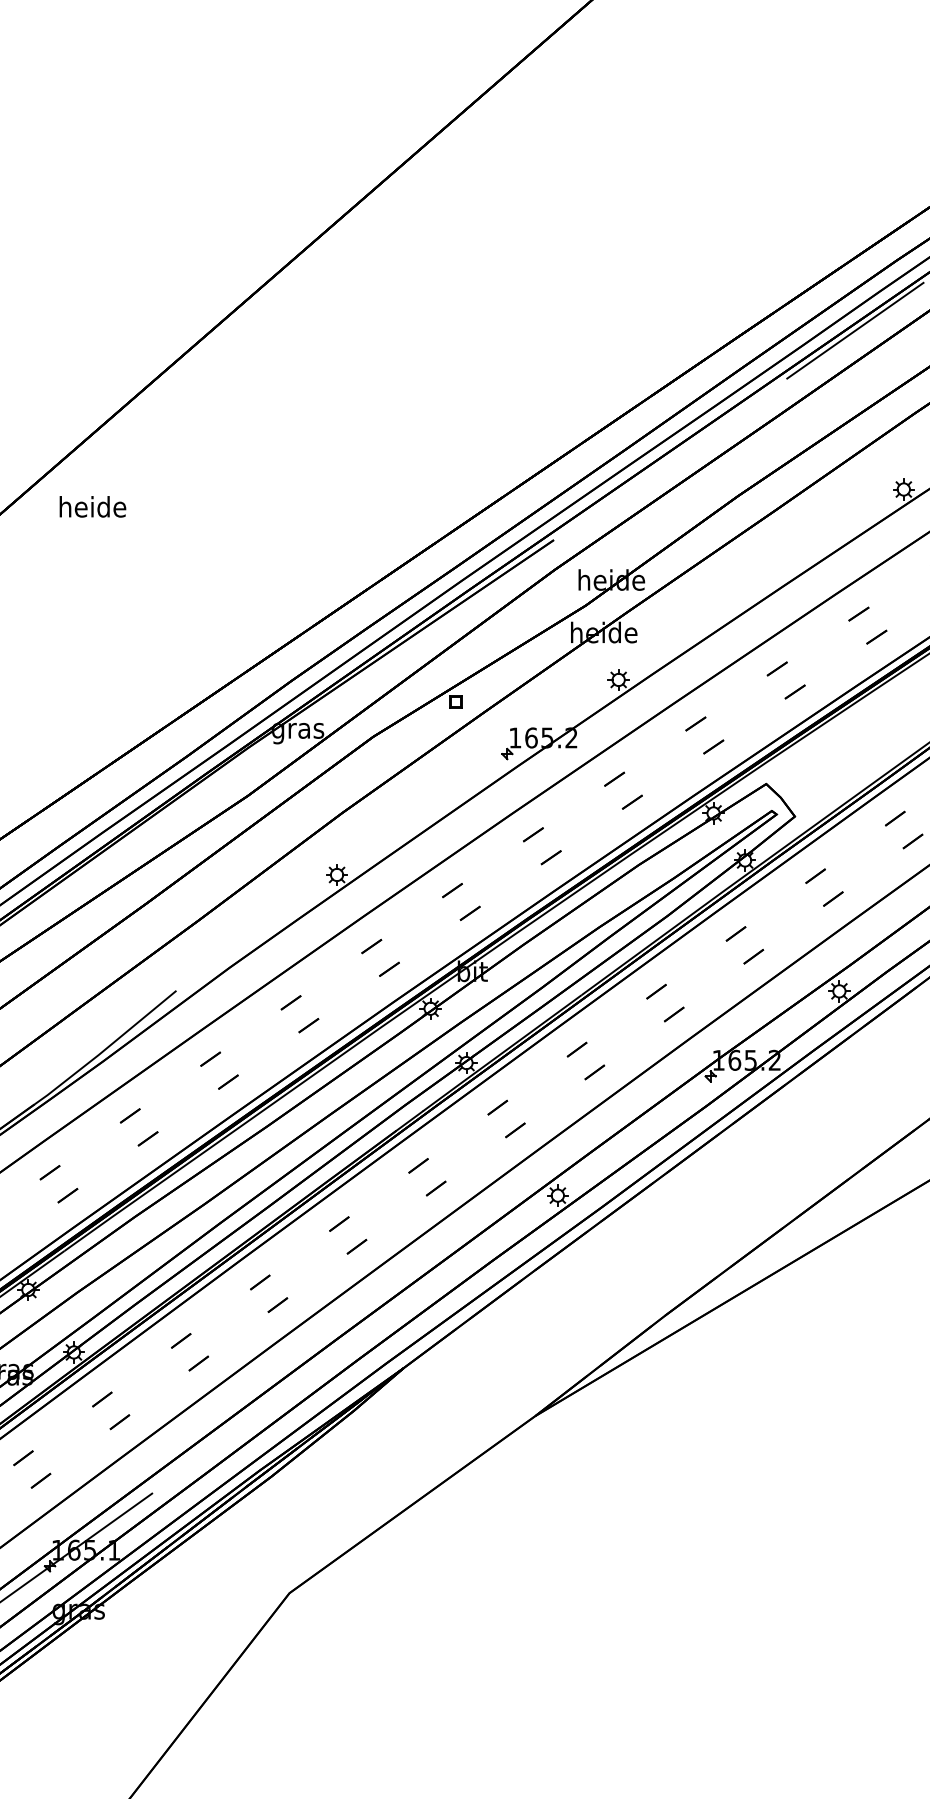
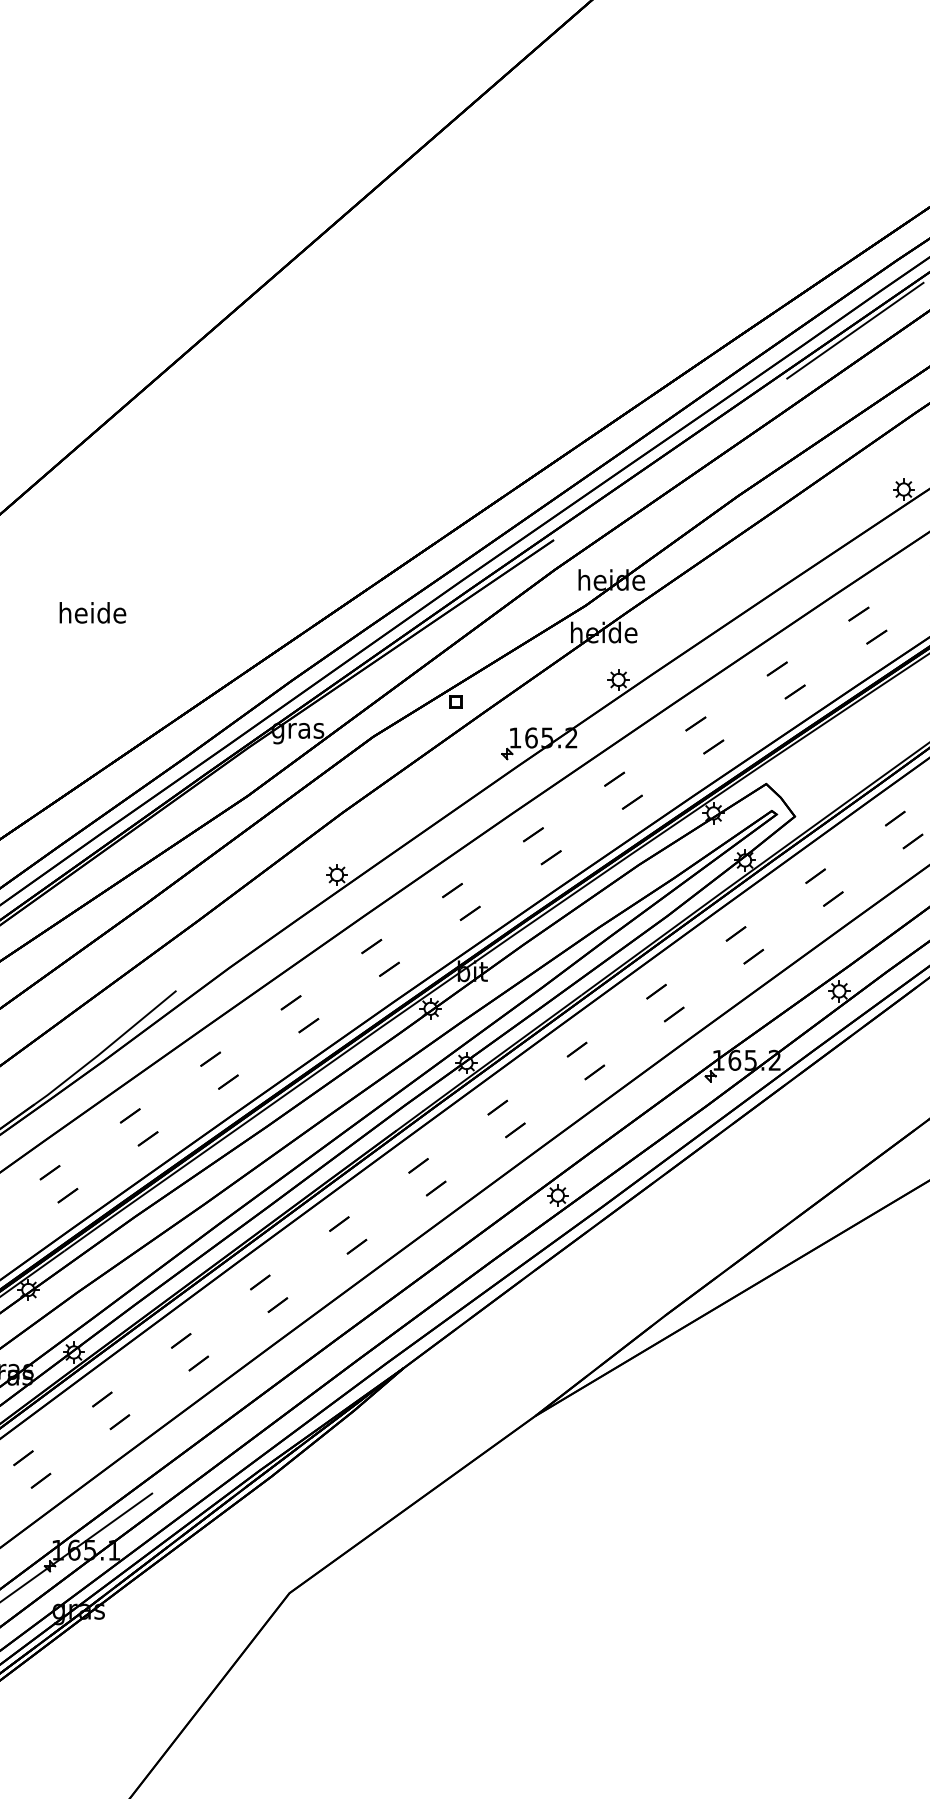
text position: (92, 506) -> (92, 612) (92, 612)
